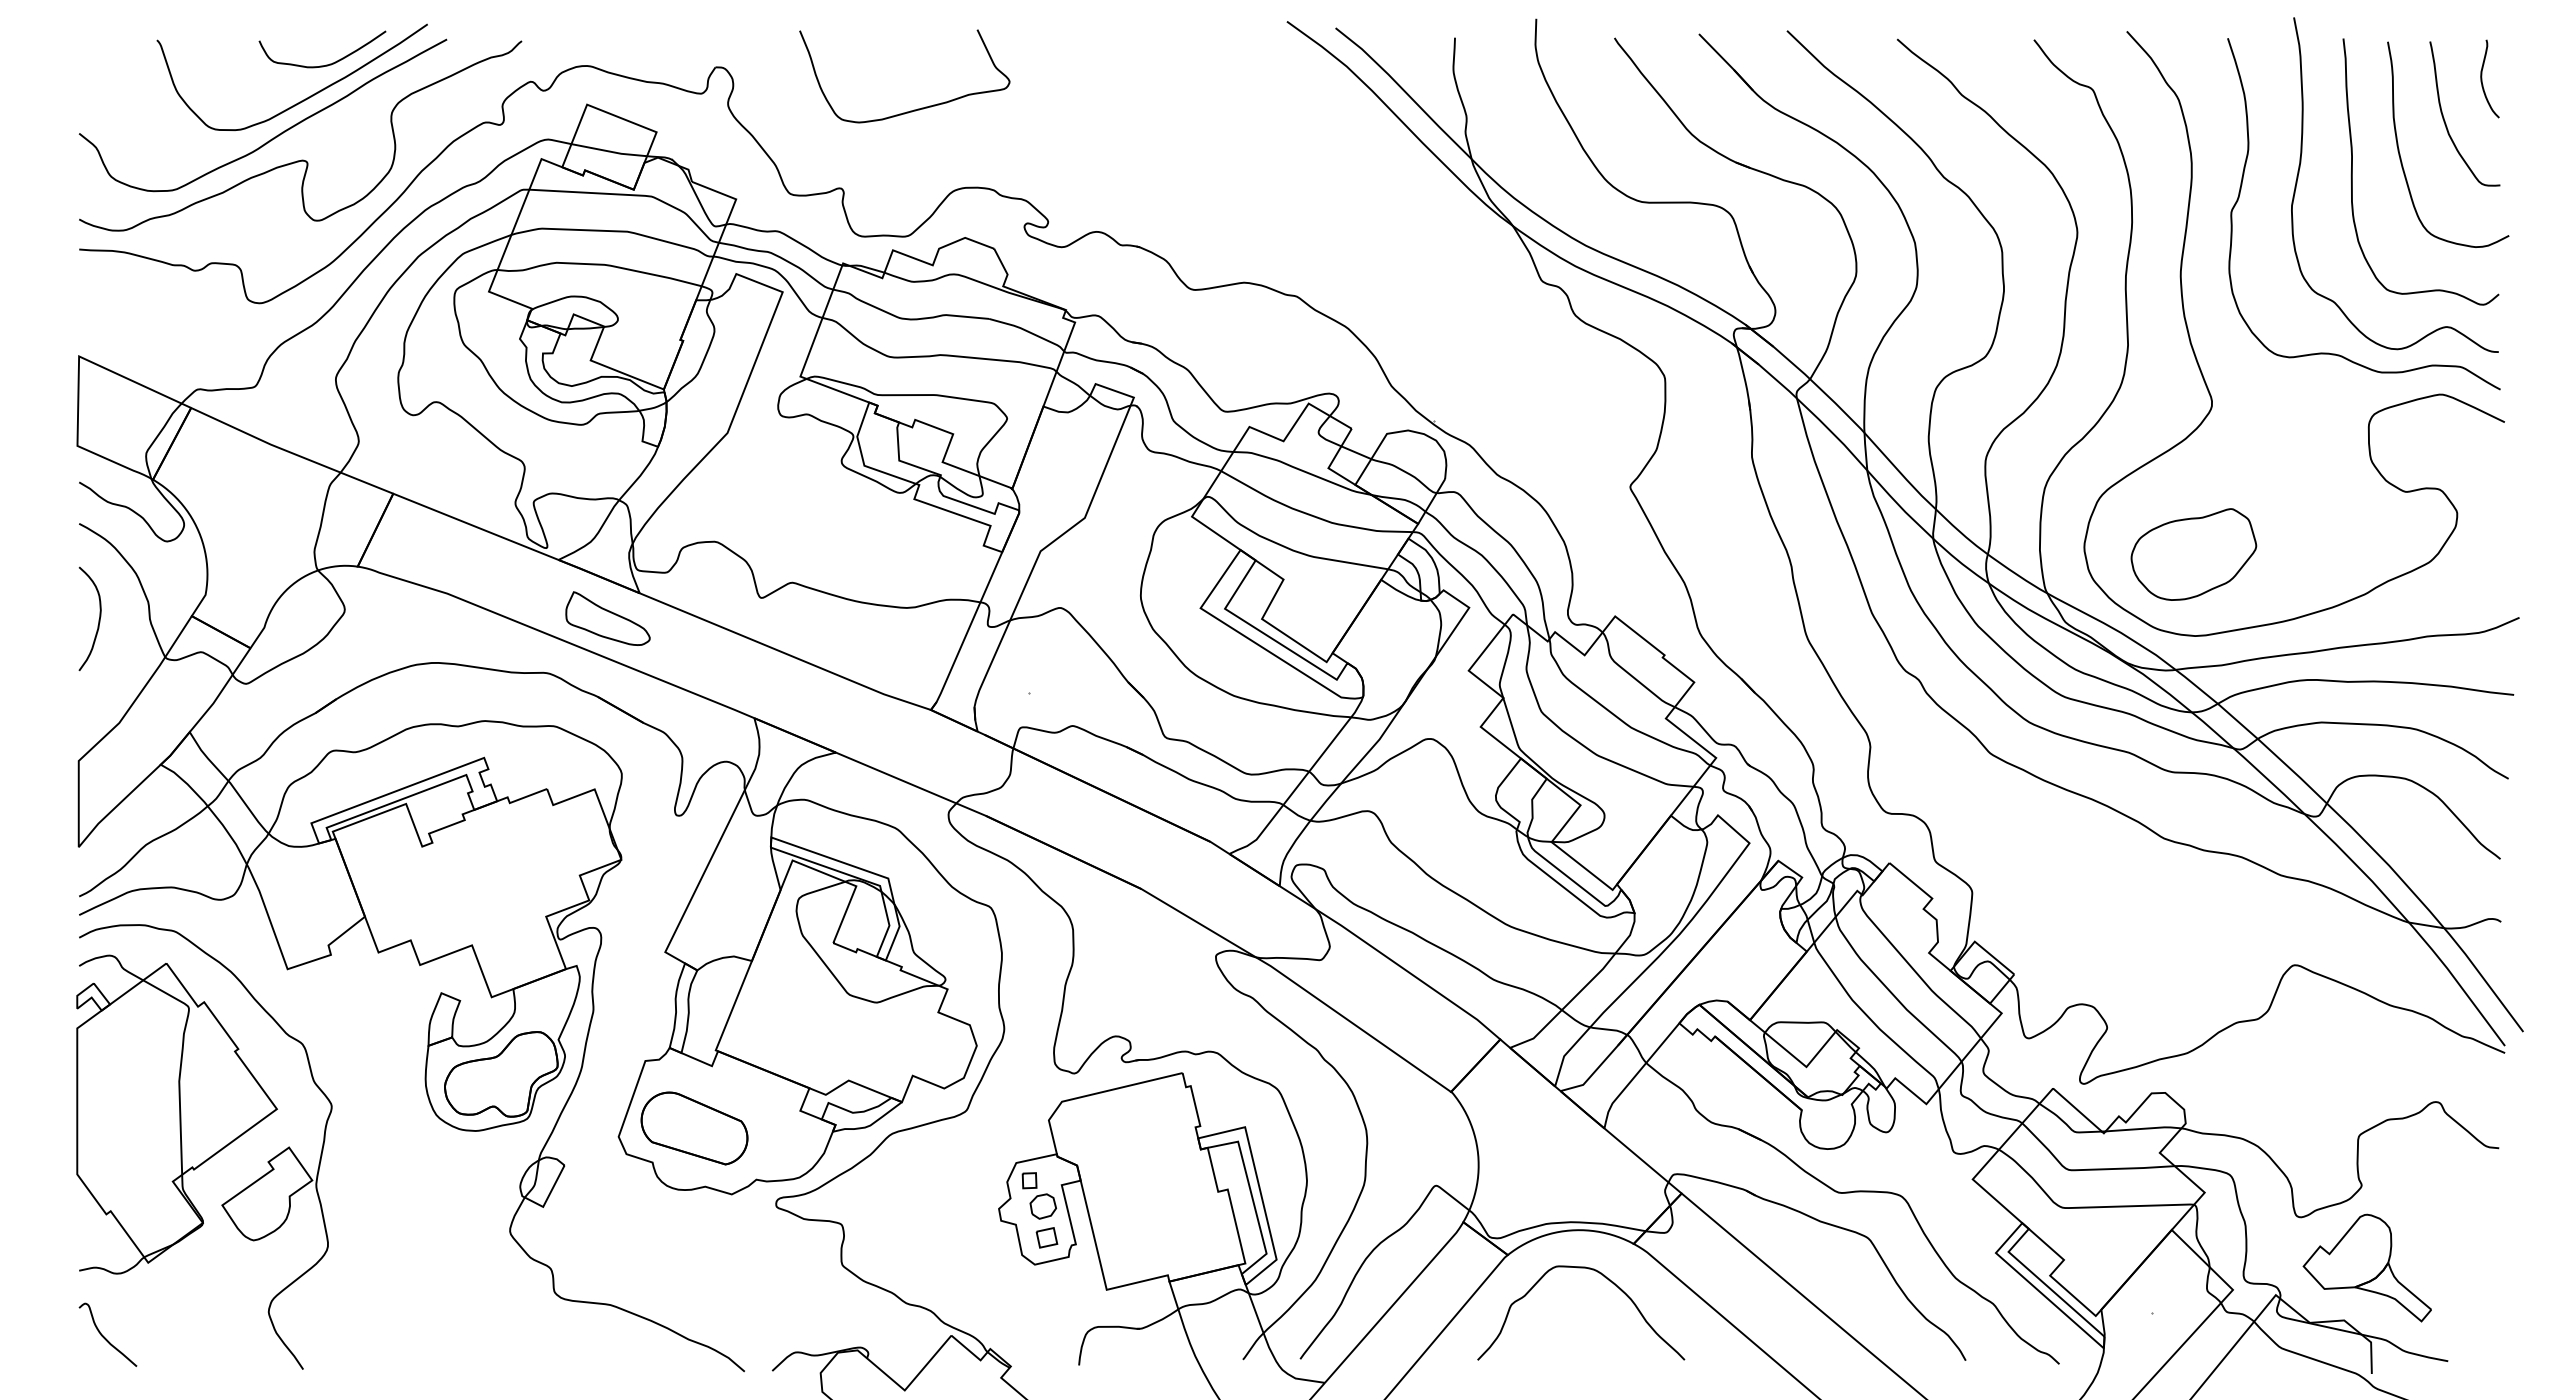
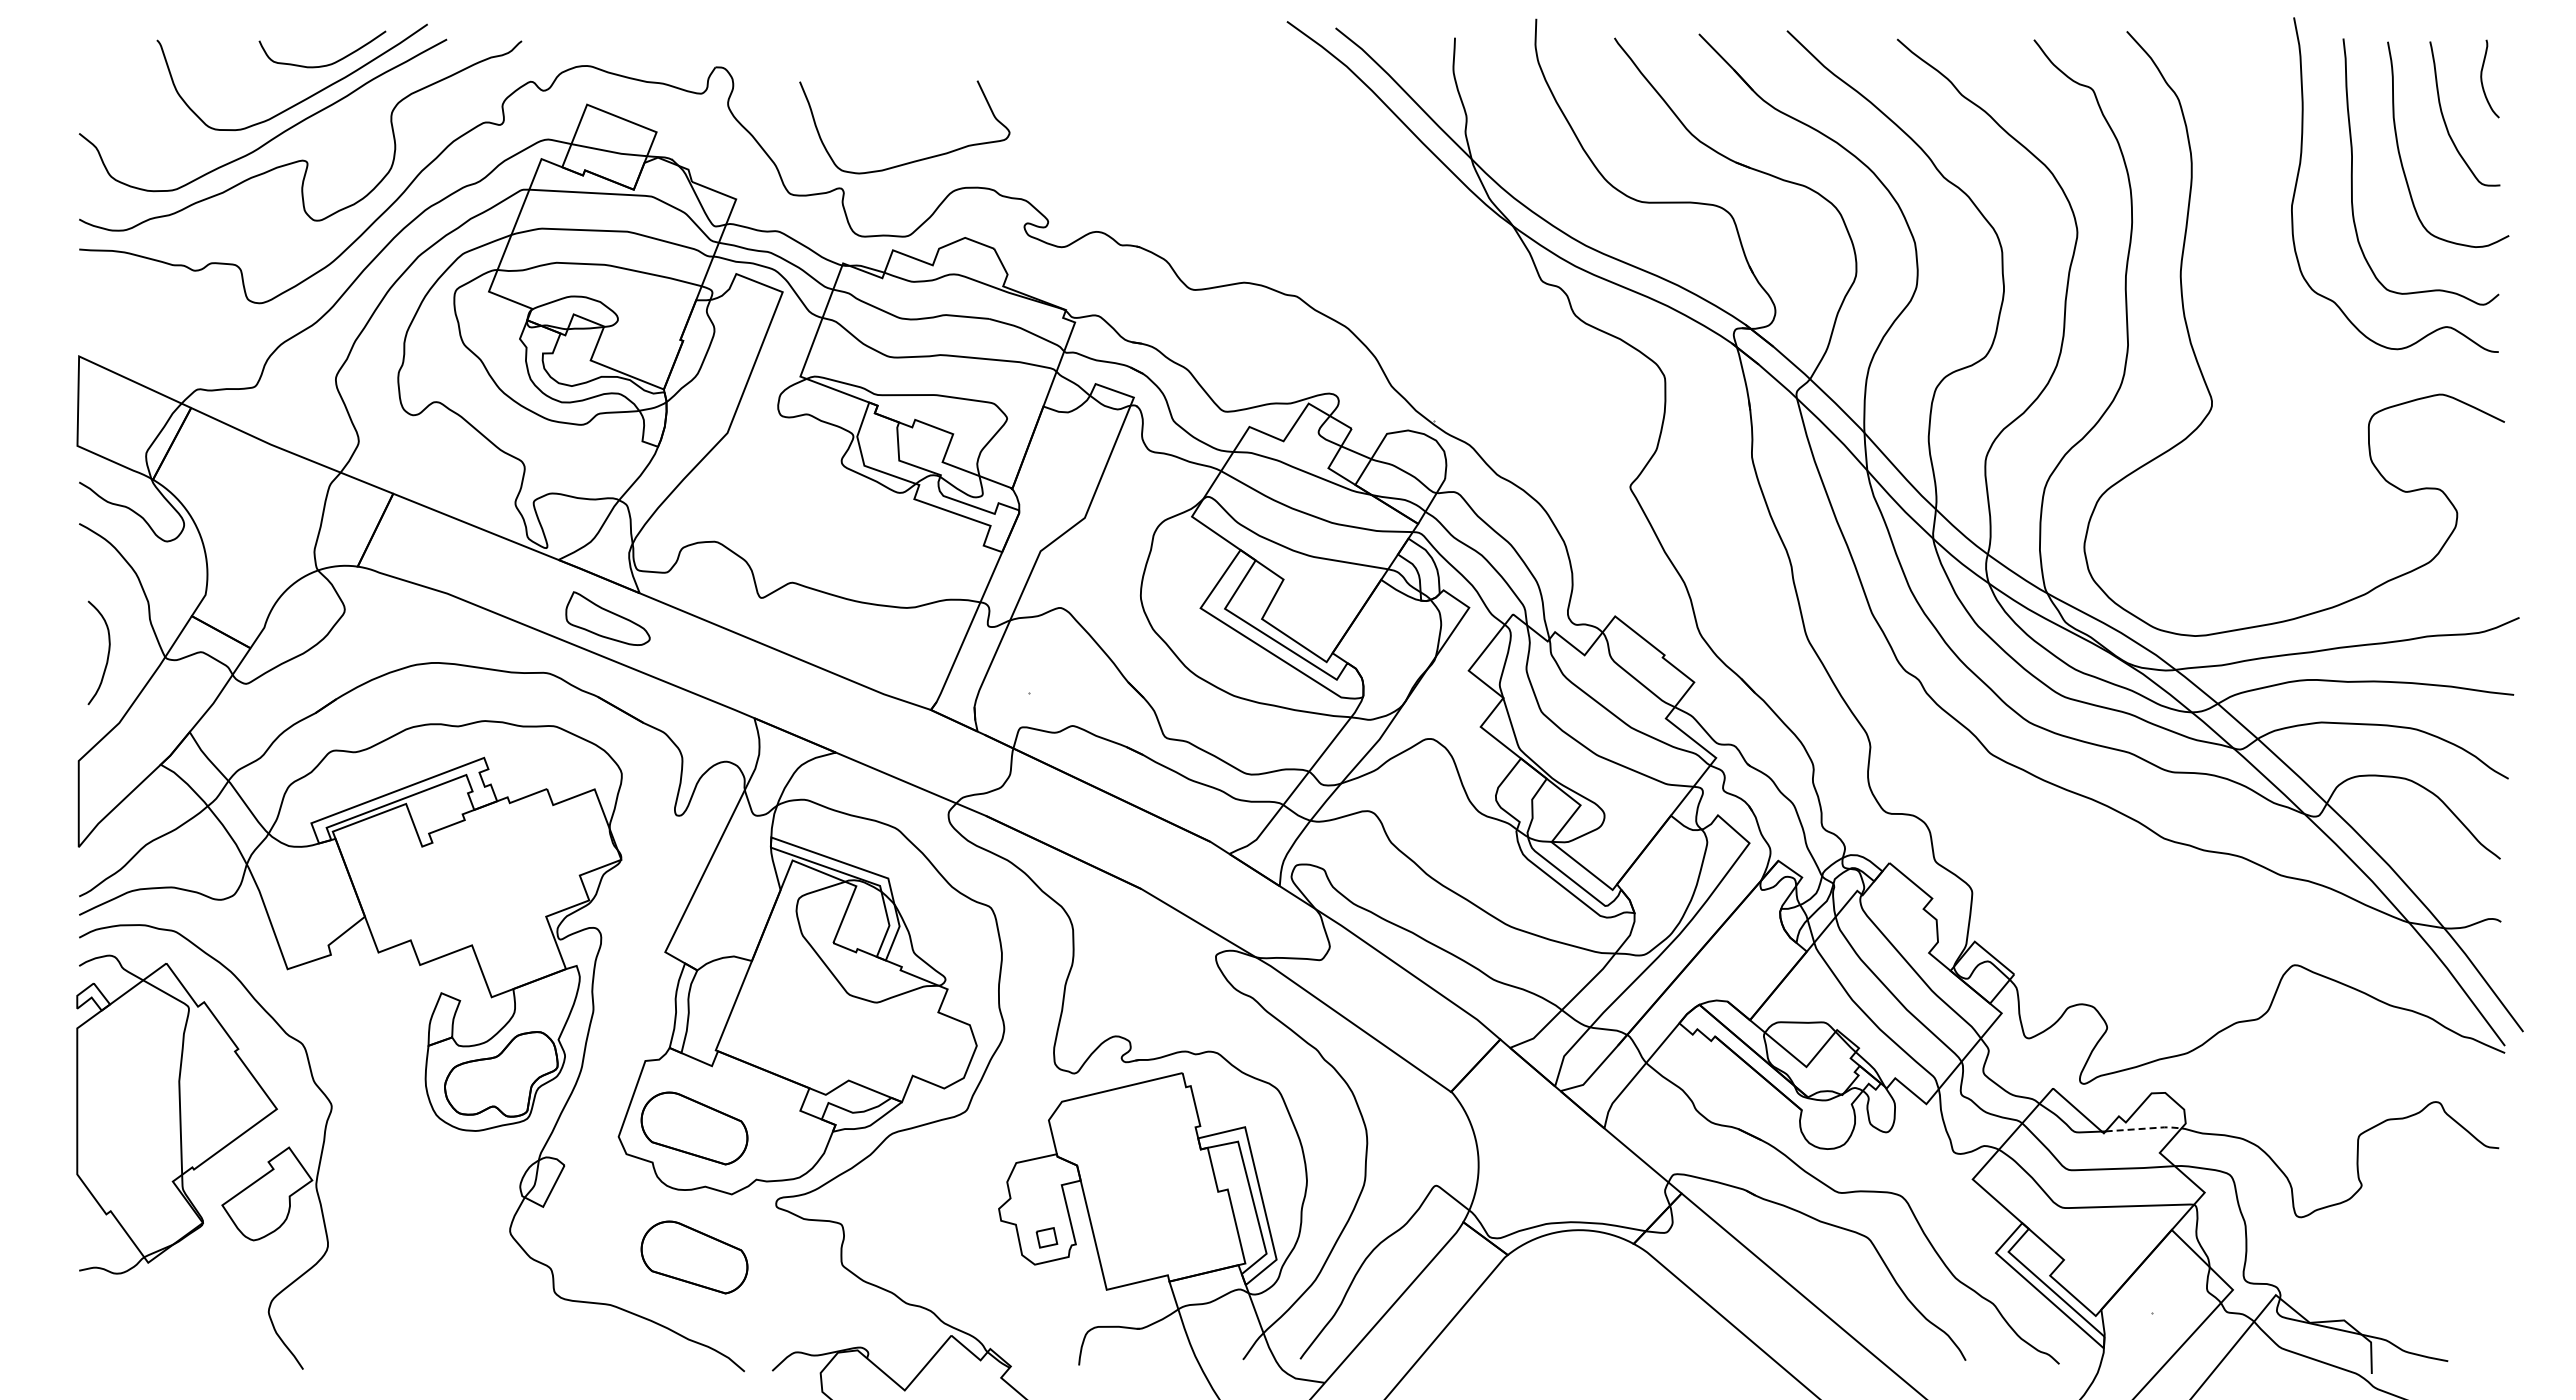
curve position: (914, 109) -> (914, 160) (914, 160)
curve: present -> none (2242, 185)
part: present -> none (2193, 554)
curve position: (98, 619) -> (107, 653) (107, 653)
line: solid -> dashed (2145, 1128)
part: present -> none (1038, 1195)
part: none -> present (694, 1257)
part: present -> none (2366, 1267)
curve: present -> none (1605, 1278)
curve: present -> none (104, 1336)
